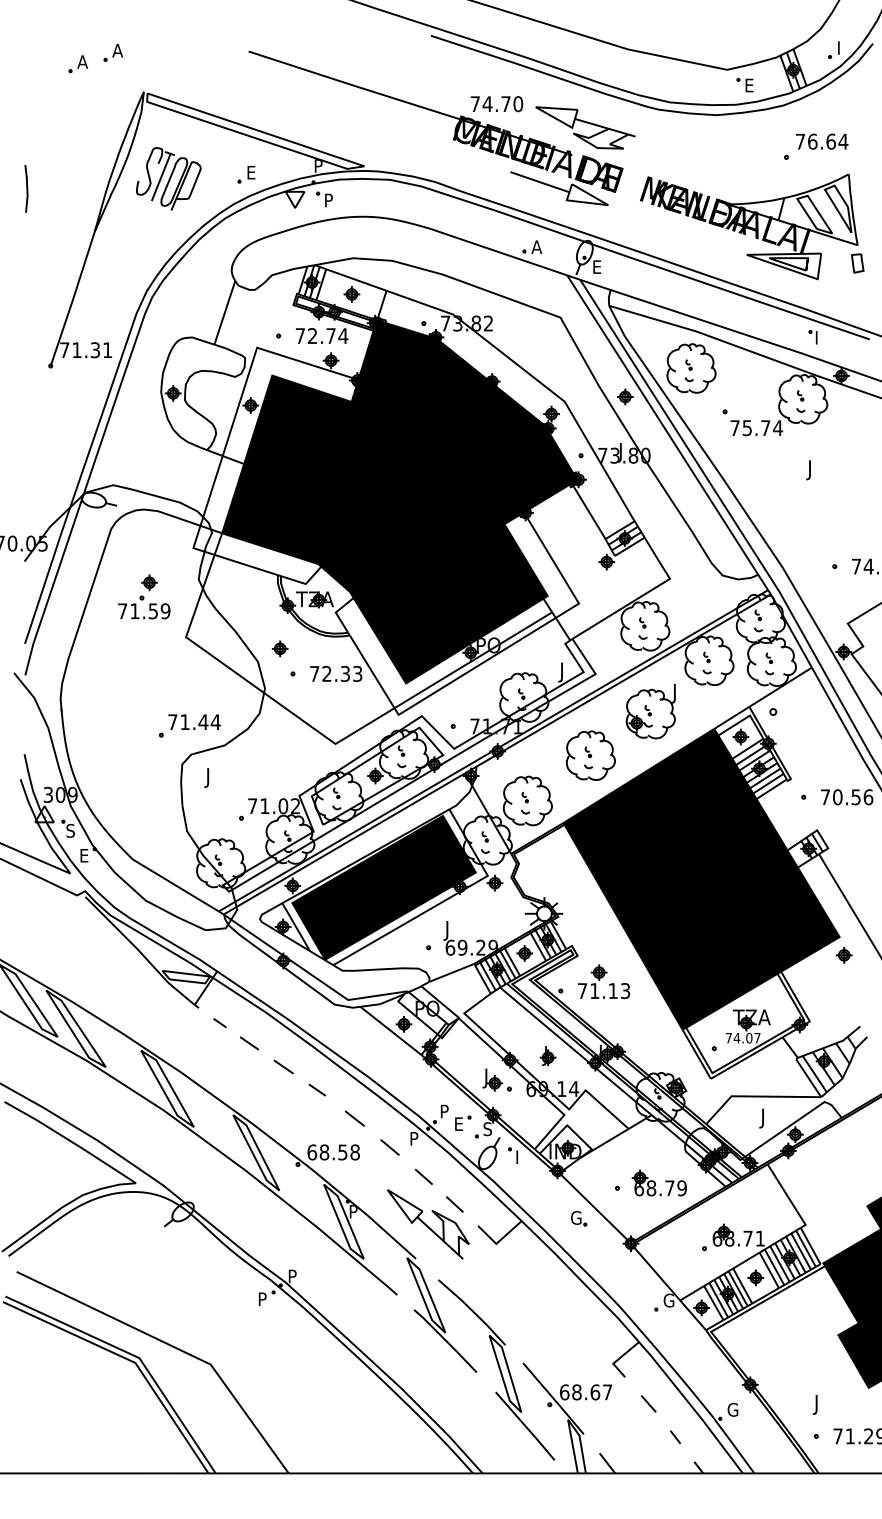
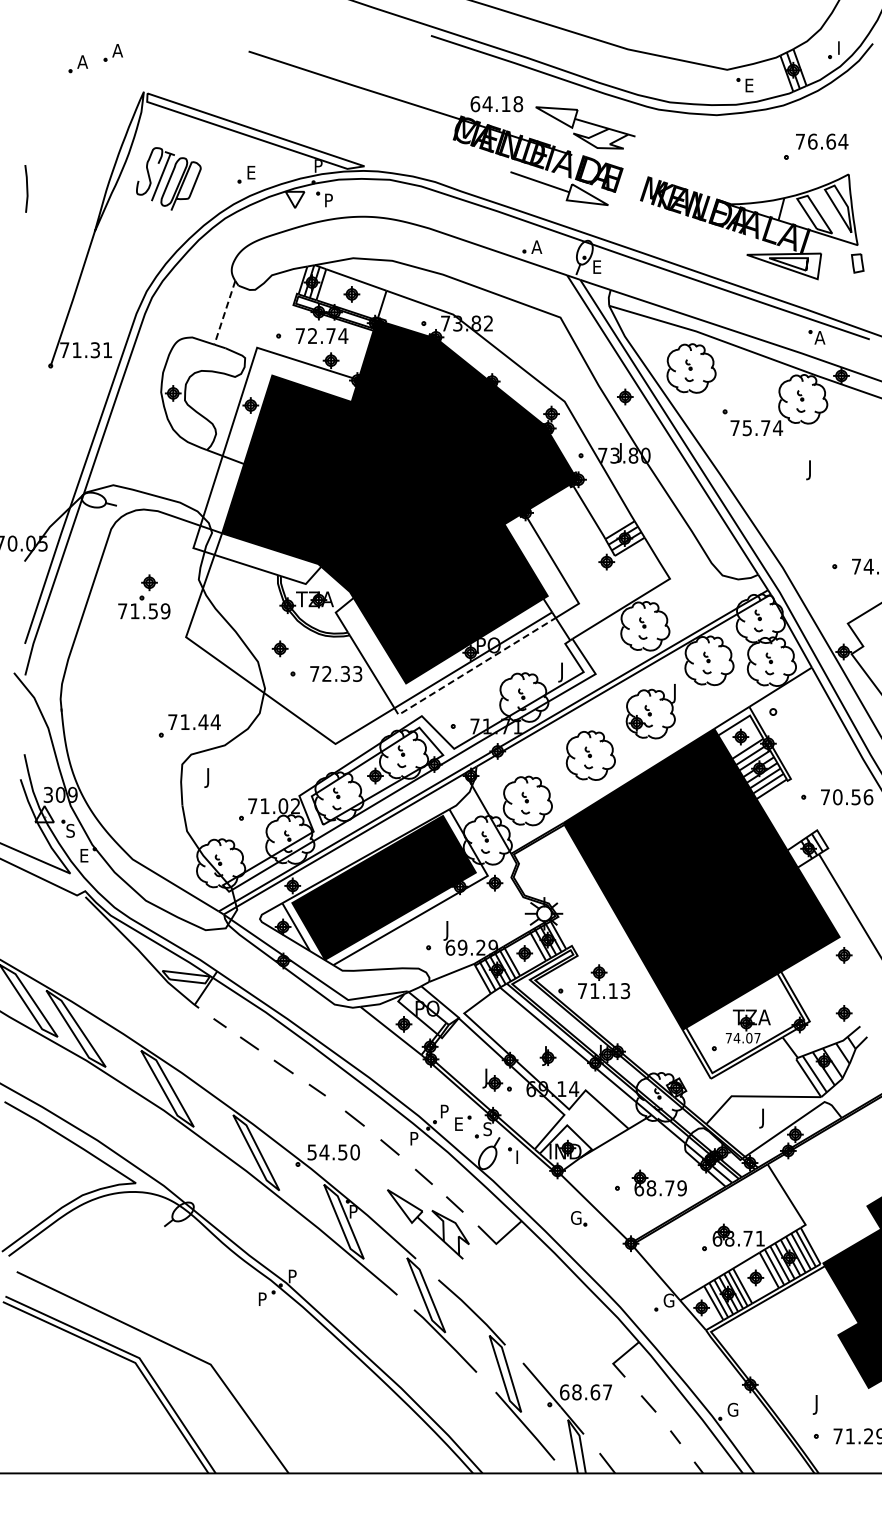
text: 74.70 -> 64.18 (496, 104)
line: solid -> dashed (224, 312)
text: I -> A (819, 337)
line: solid -> dashed (473, 668)
part: none -> present (843, 1013)
text: 68.58 -> 54.50 (333, 1152)
